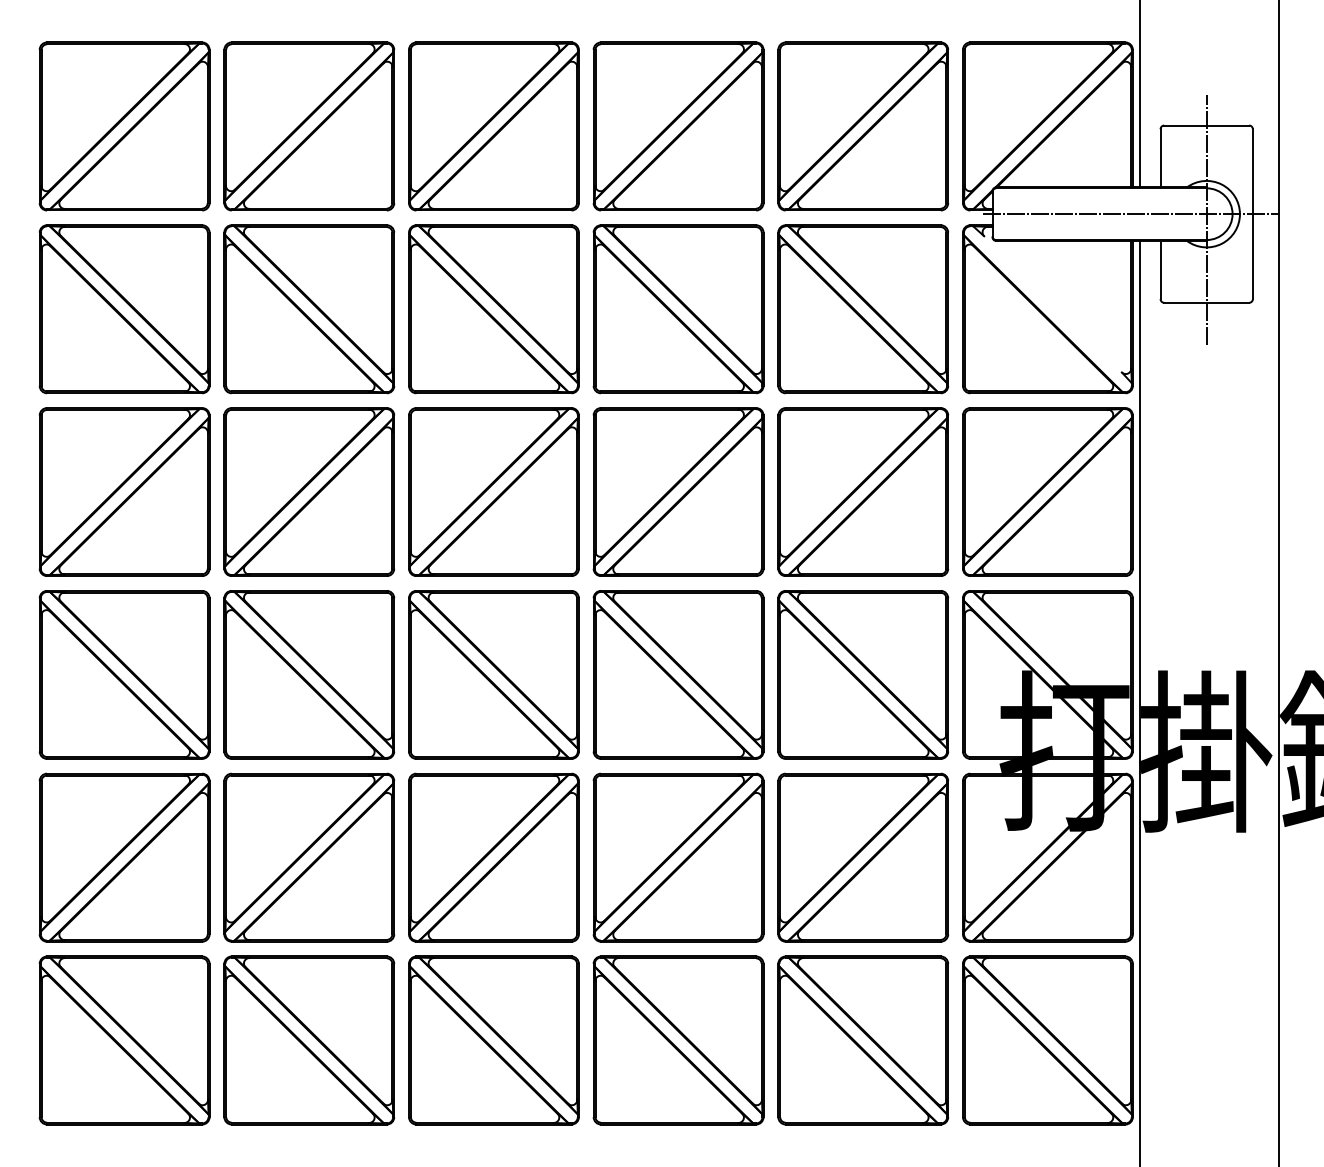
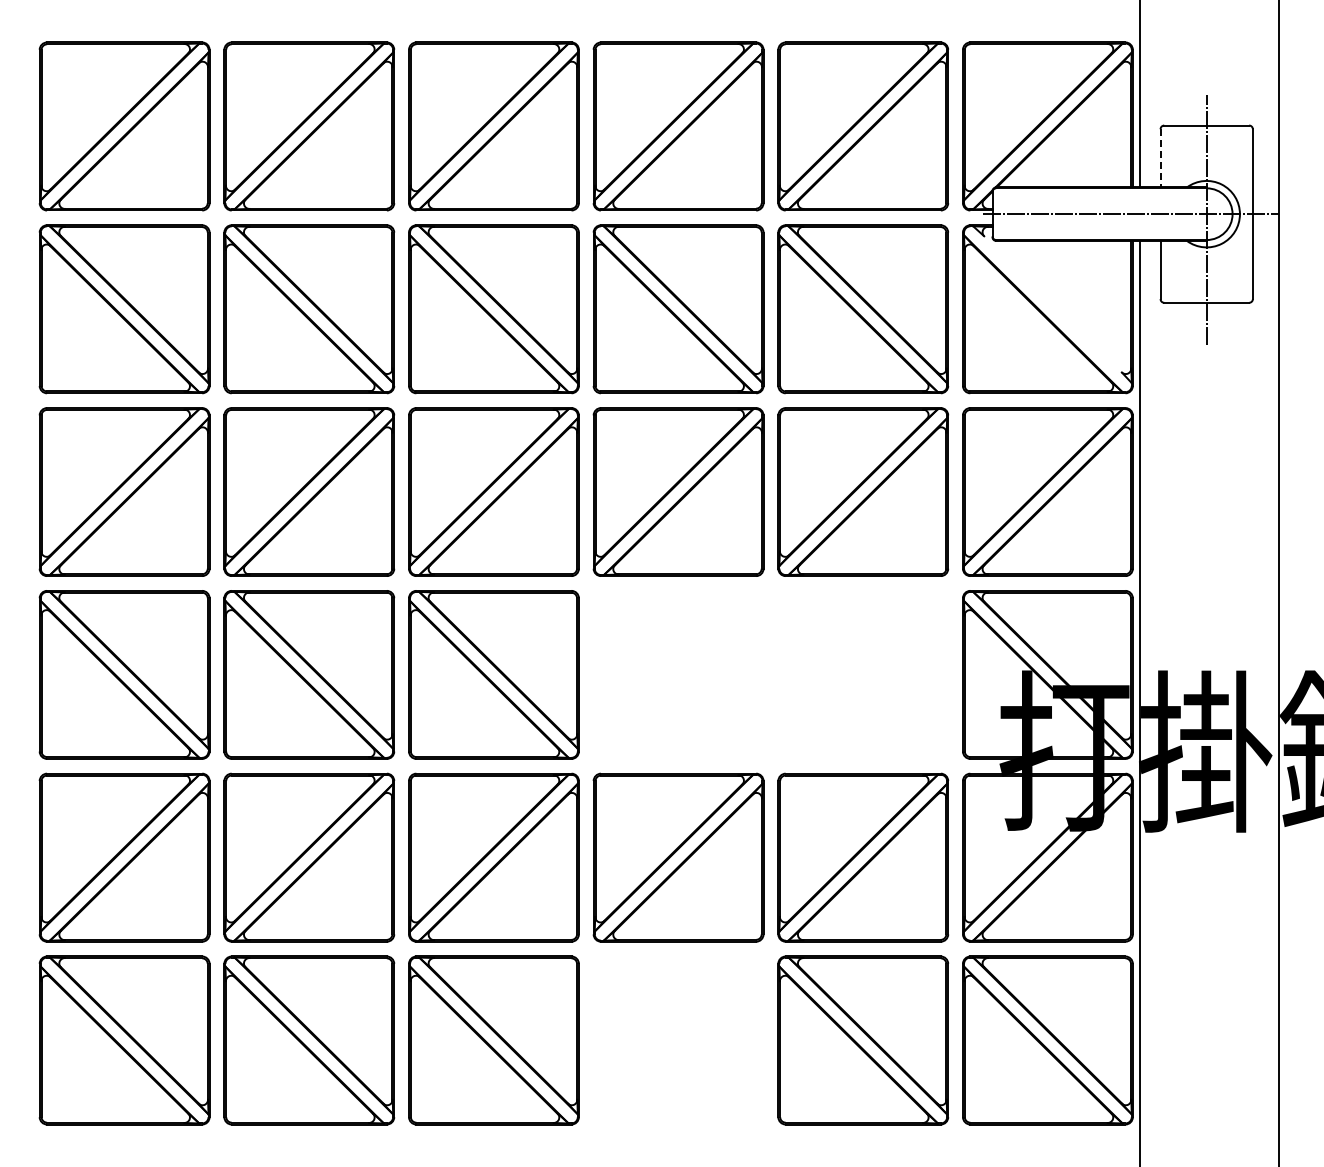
line: solid -> dashed (1160, 158)
part: present -> none (678, 674)
part: present -> none (863, 674)
part: present -> none (678, 1040)
